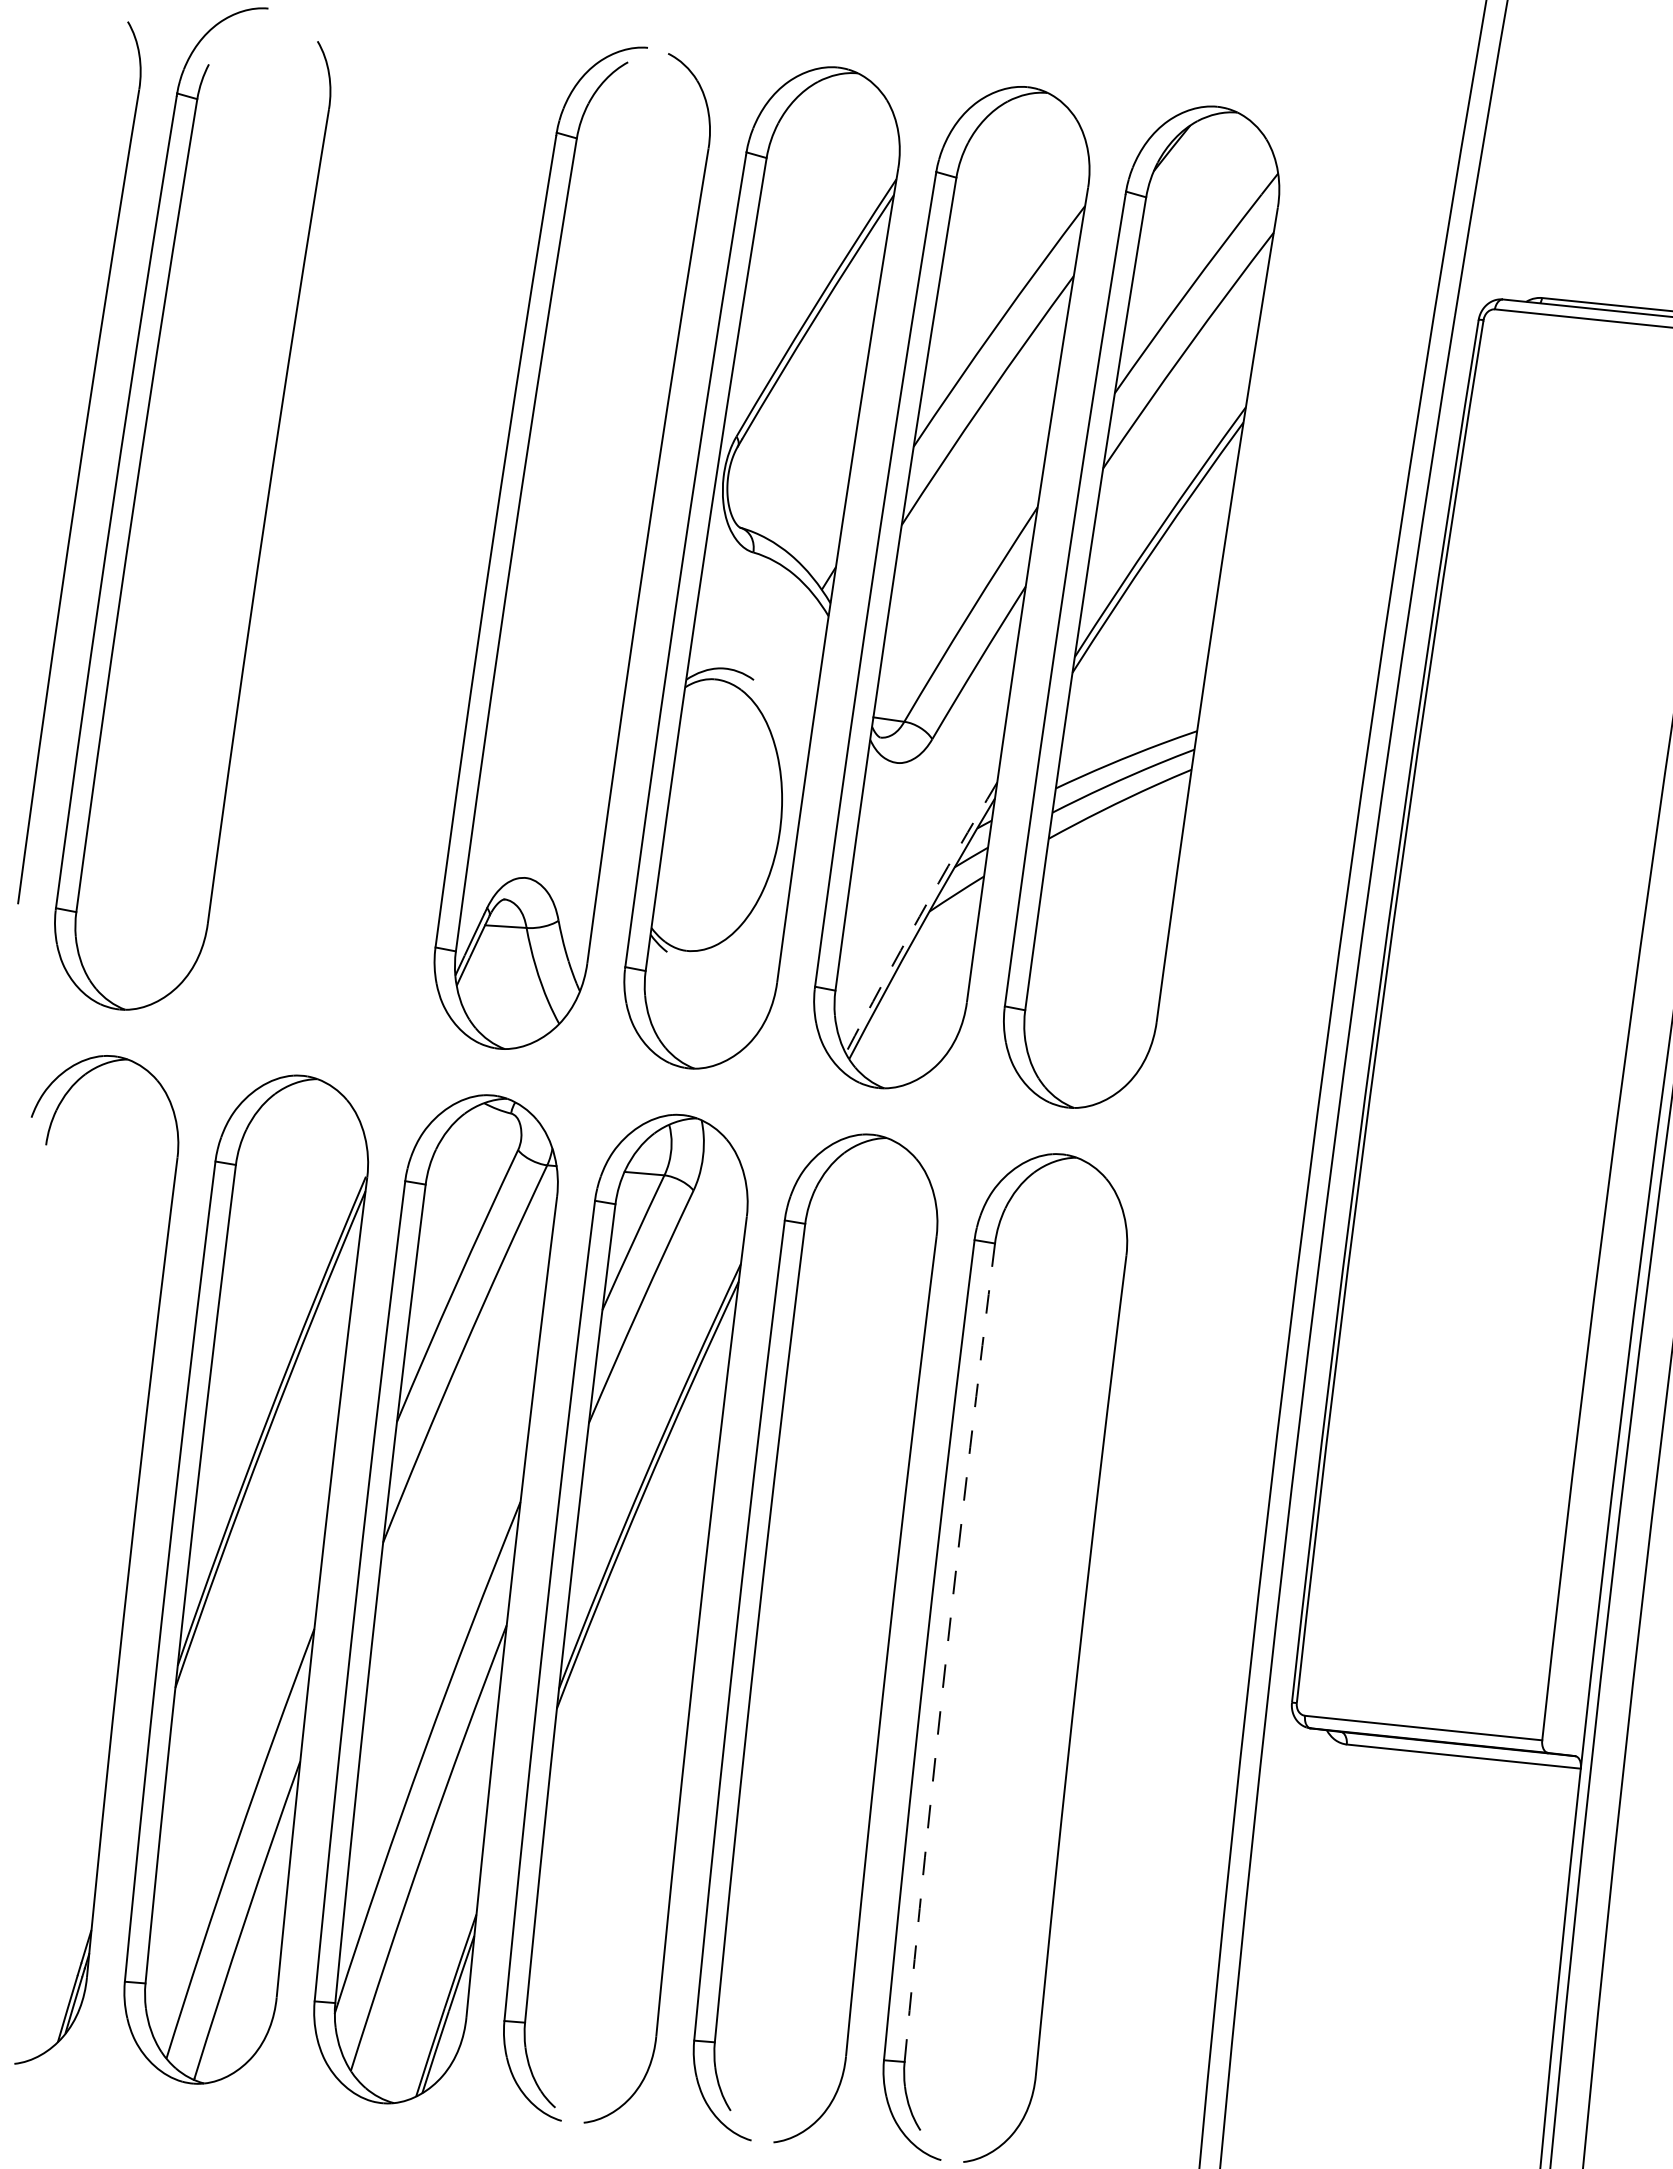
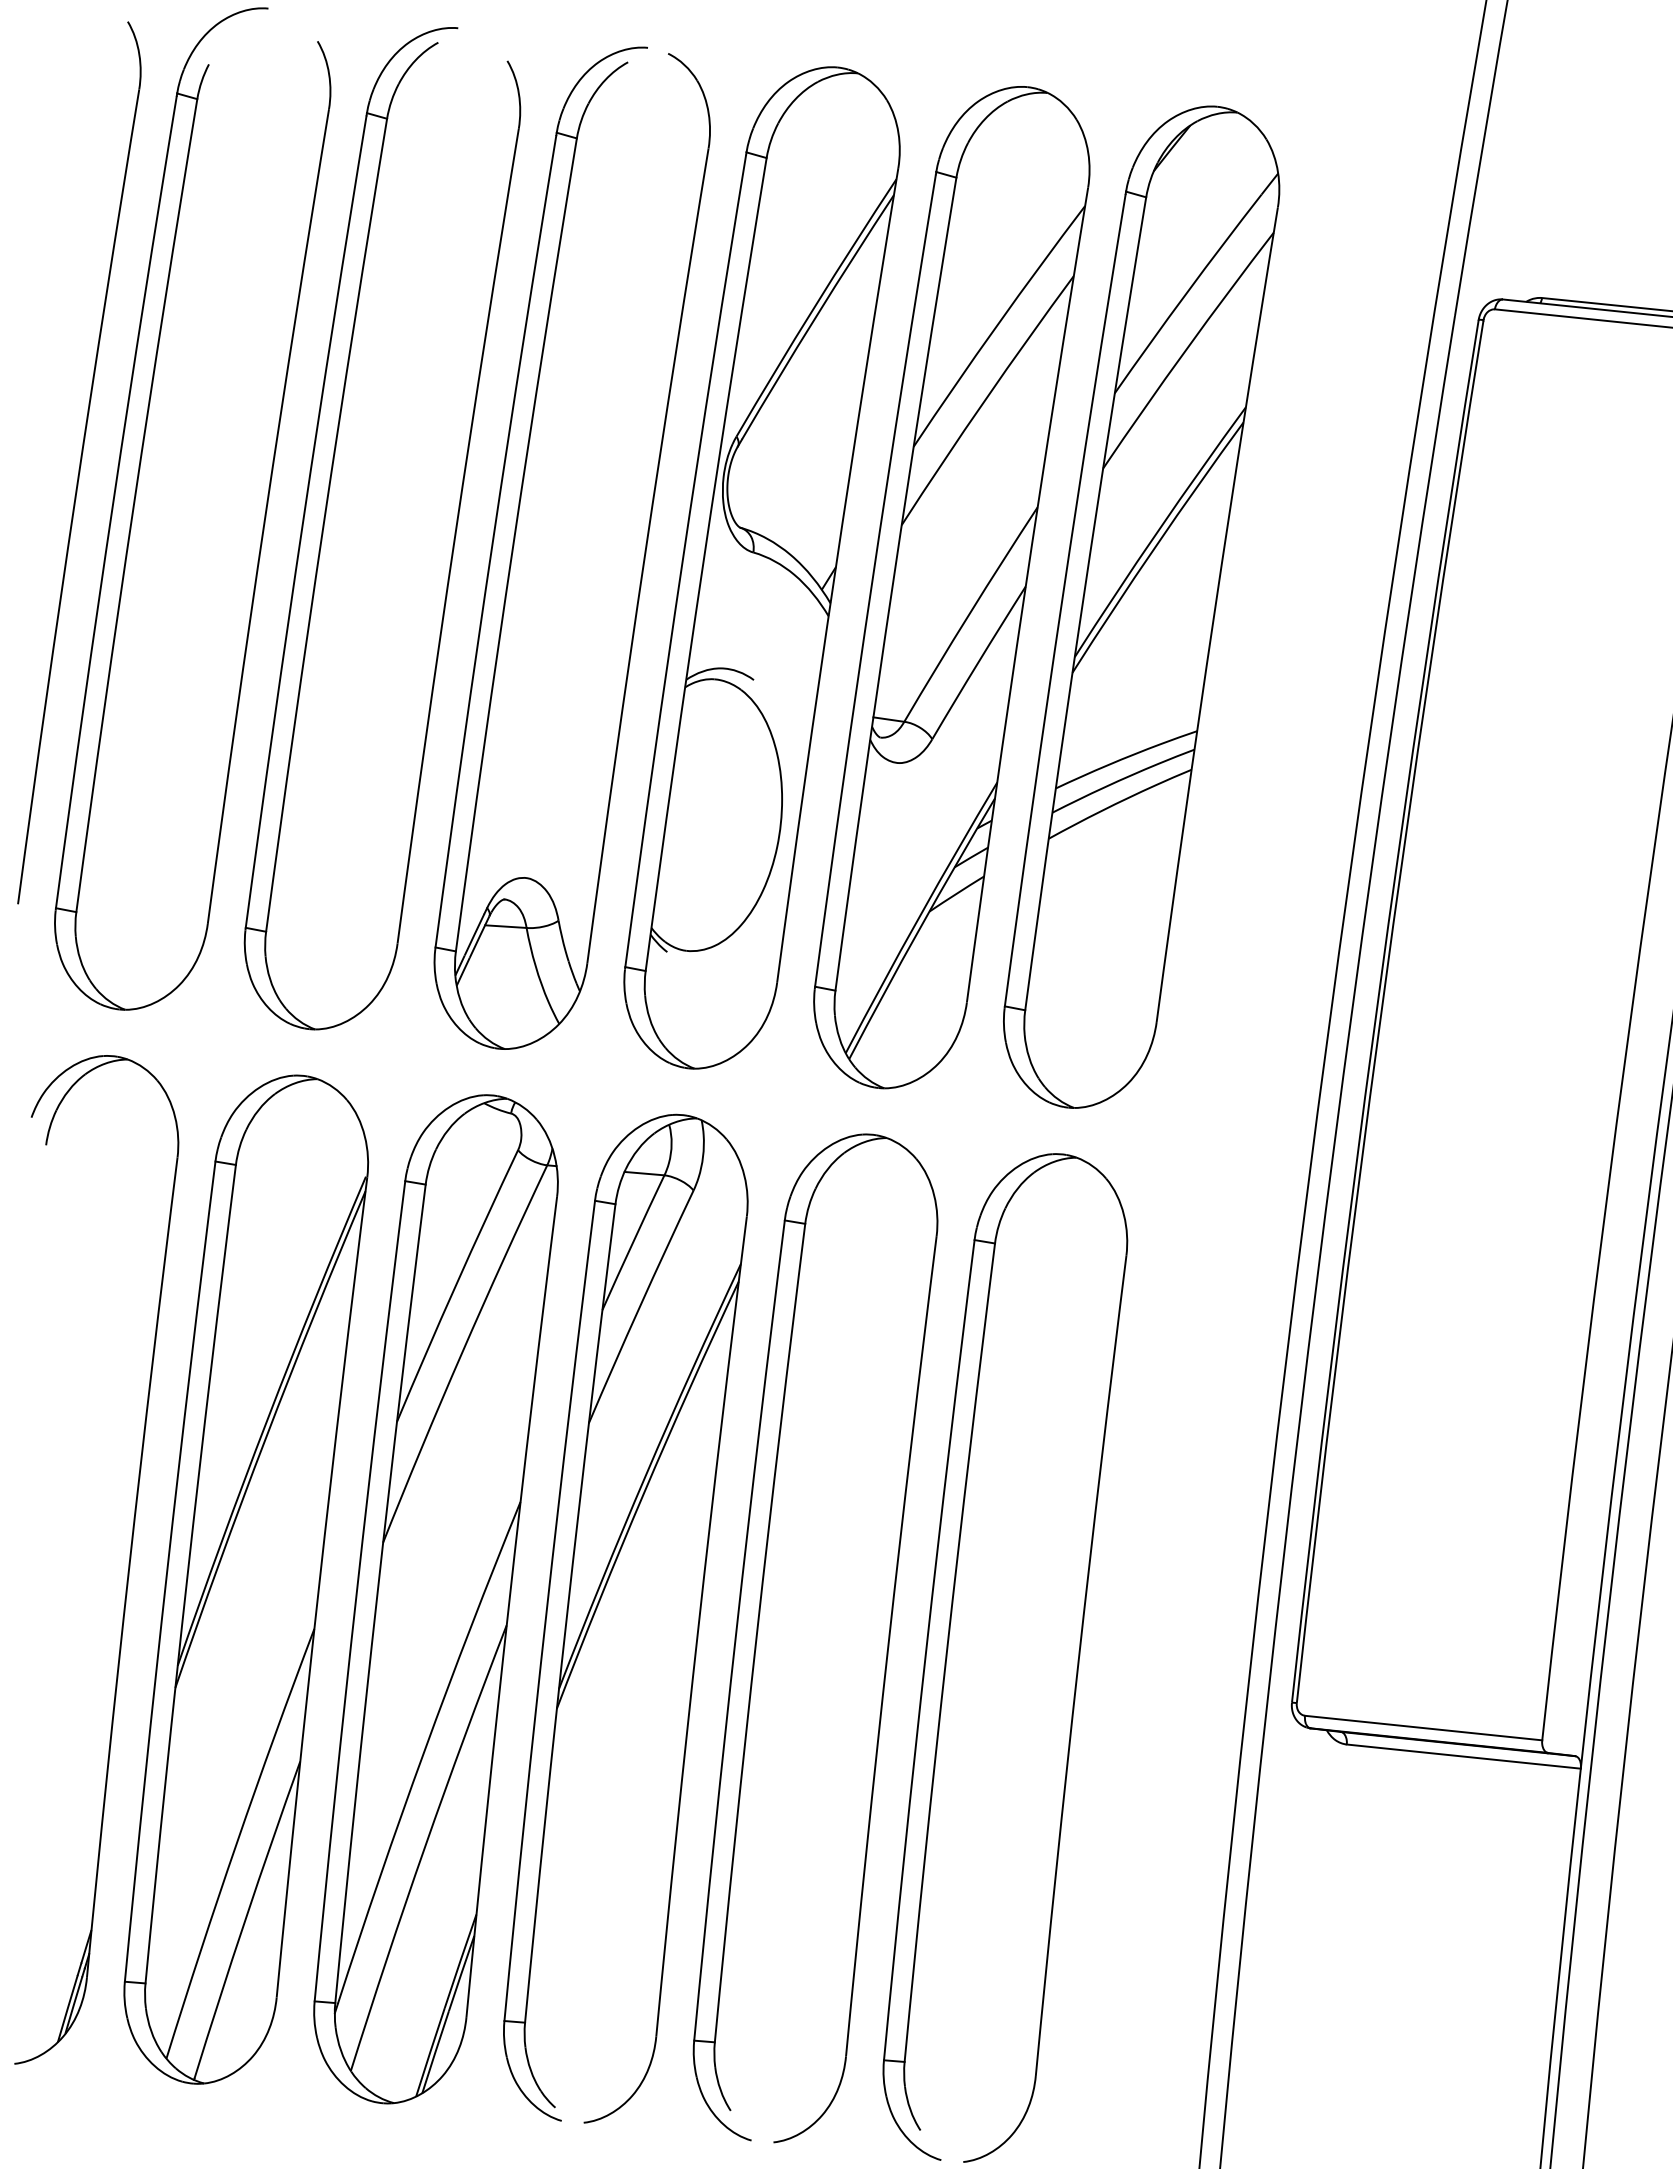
part: none -> present (325, 521)
arc: dashed -> solid (919, 916)
arc: dashed -> solid (946, 1652)
